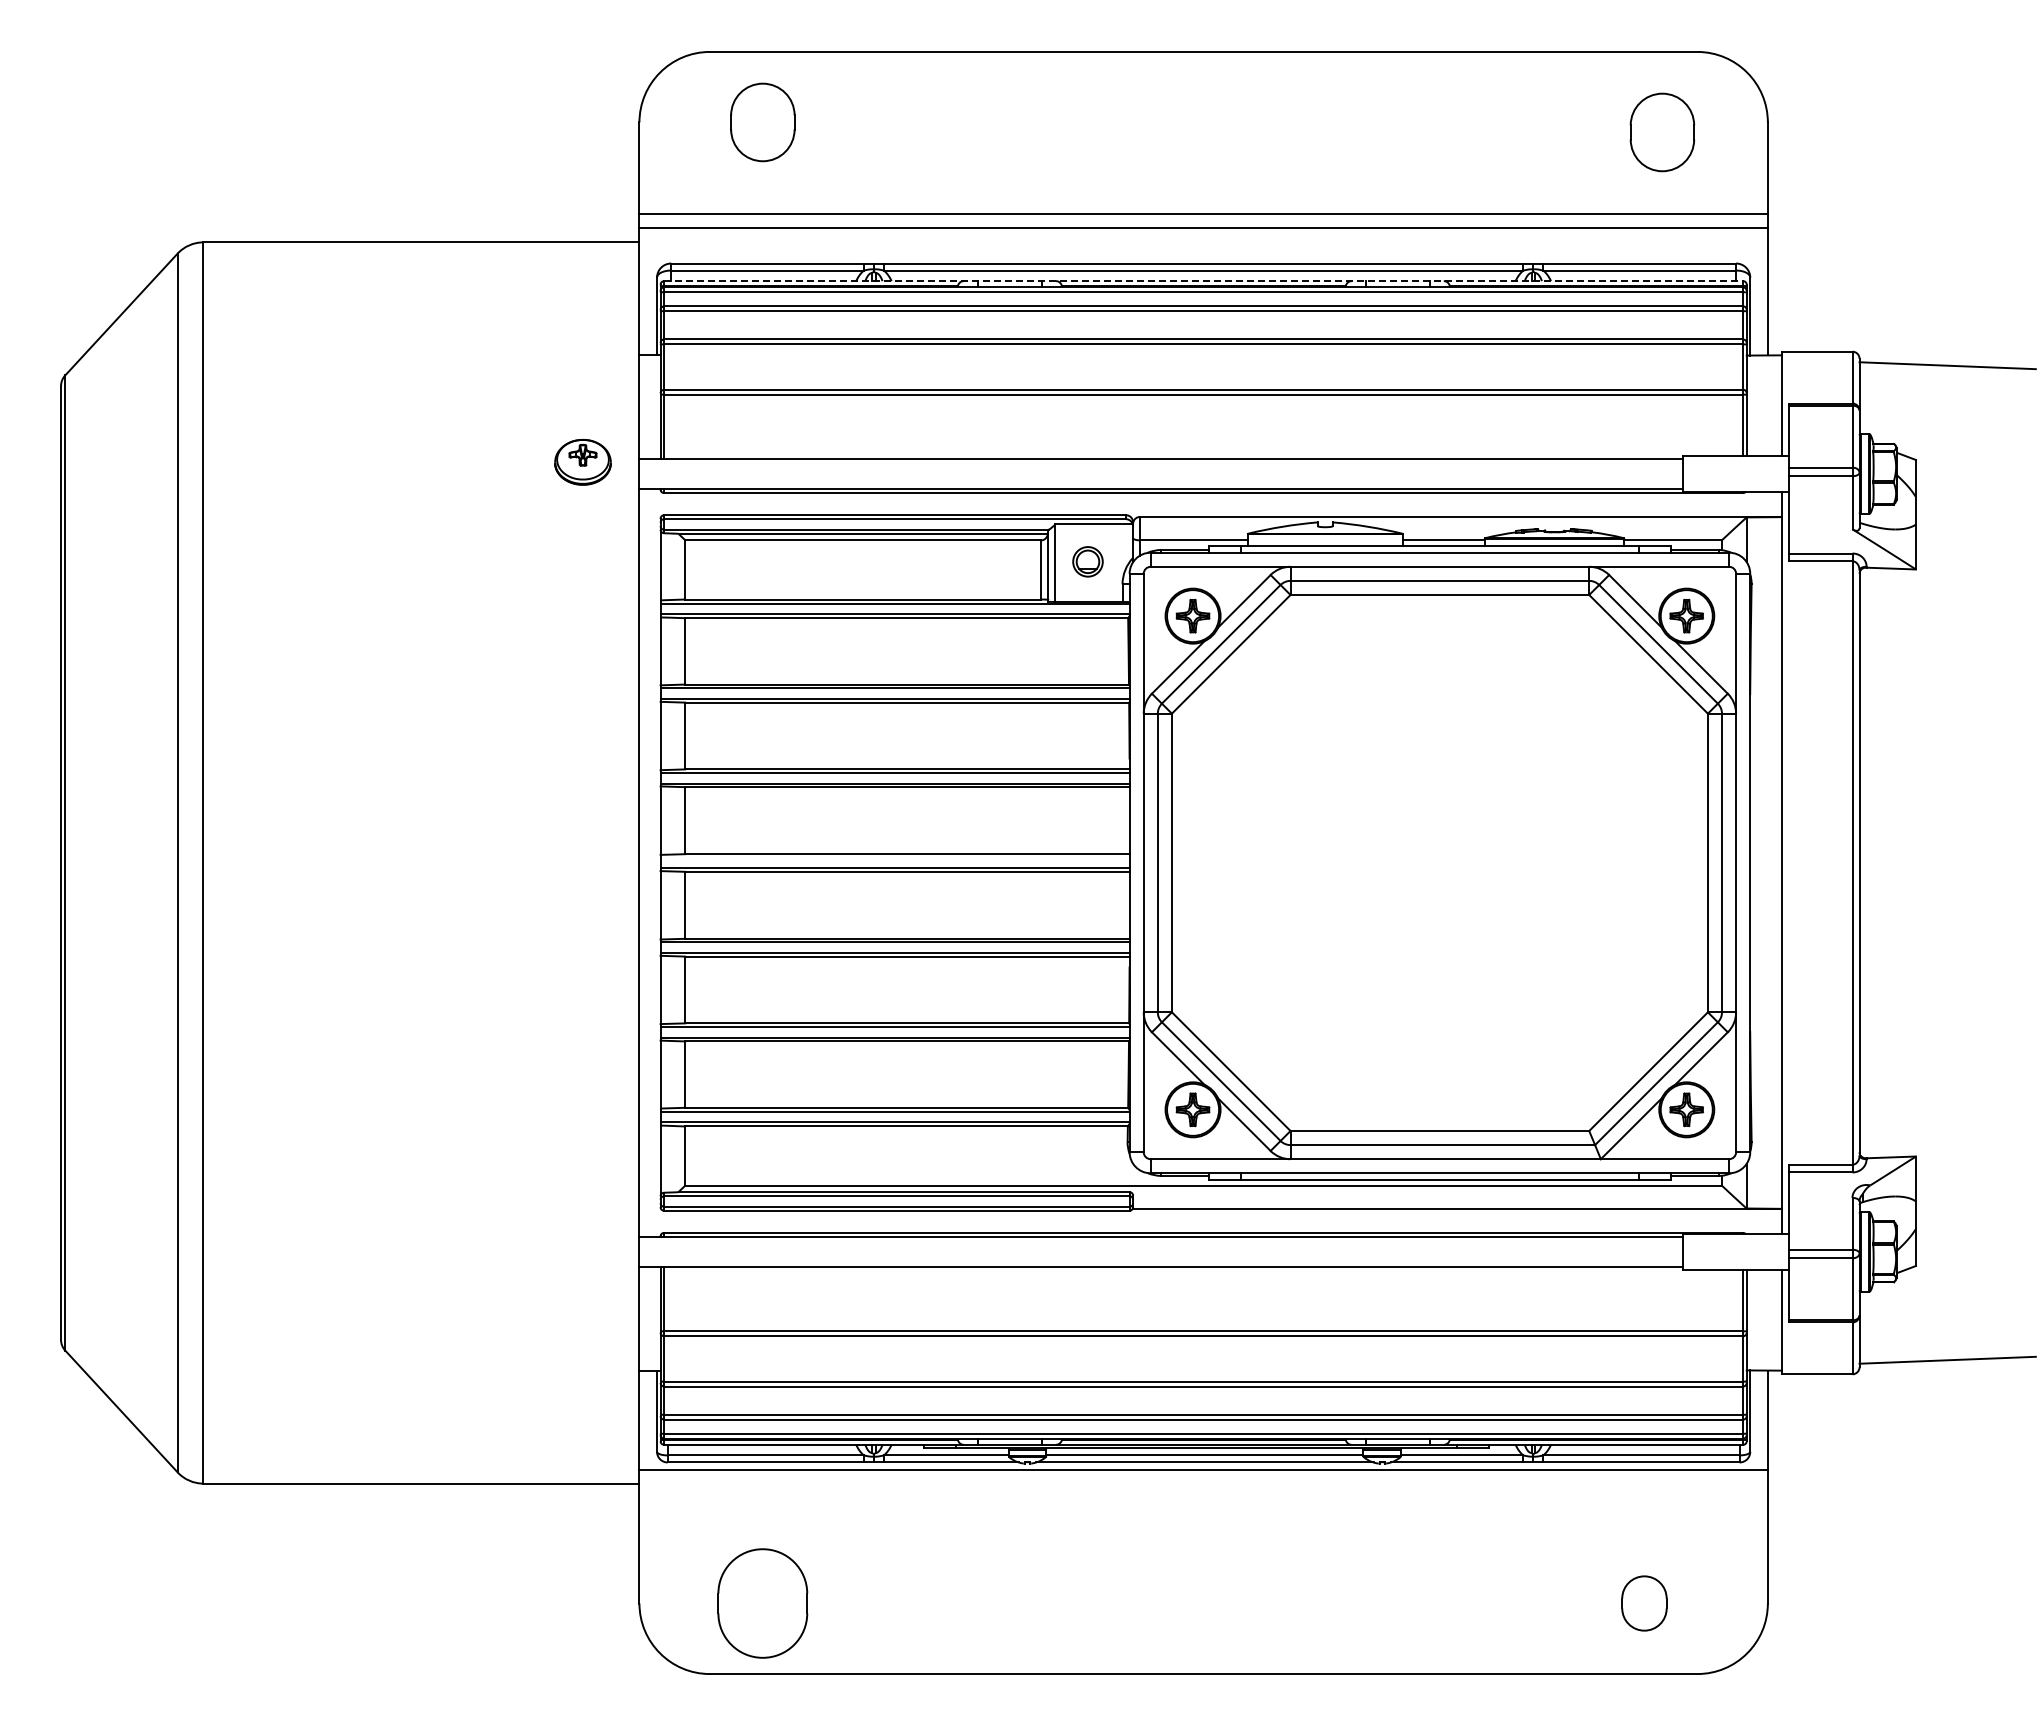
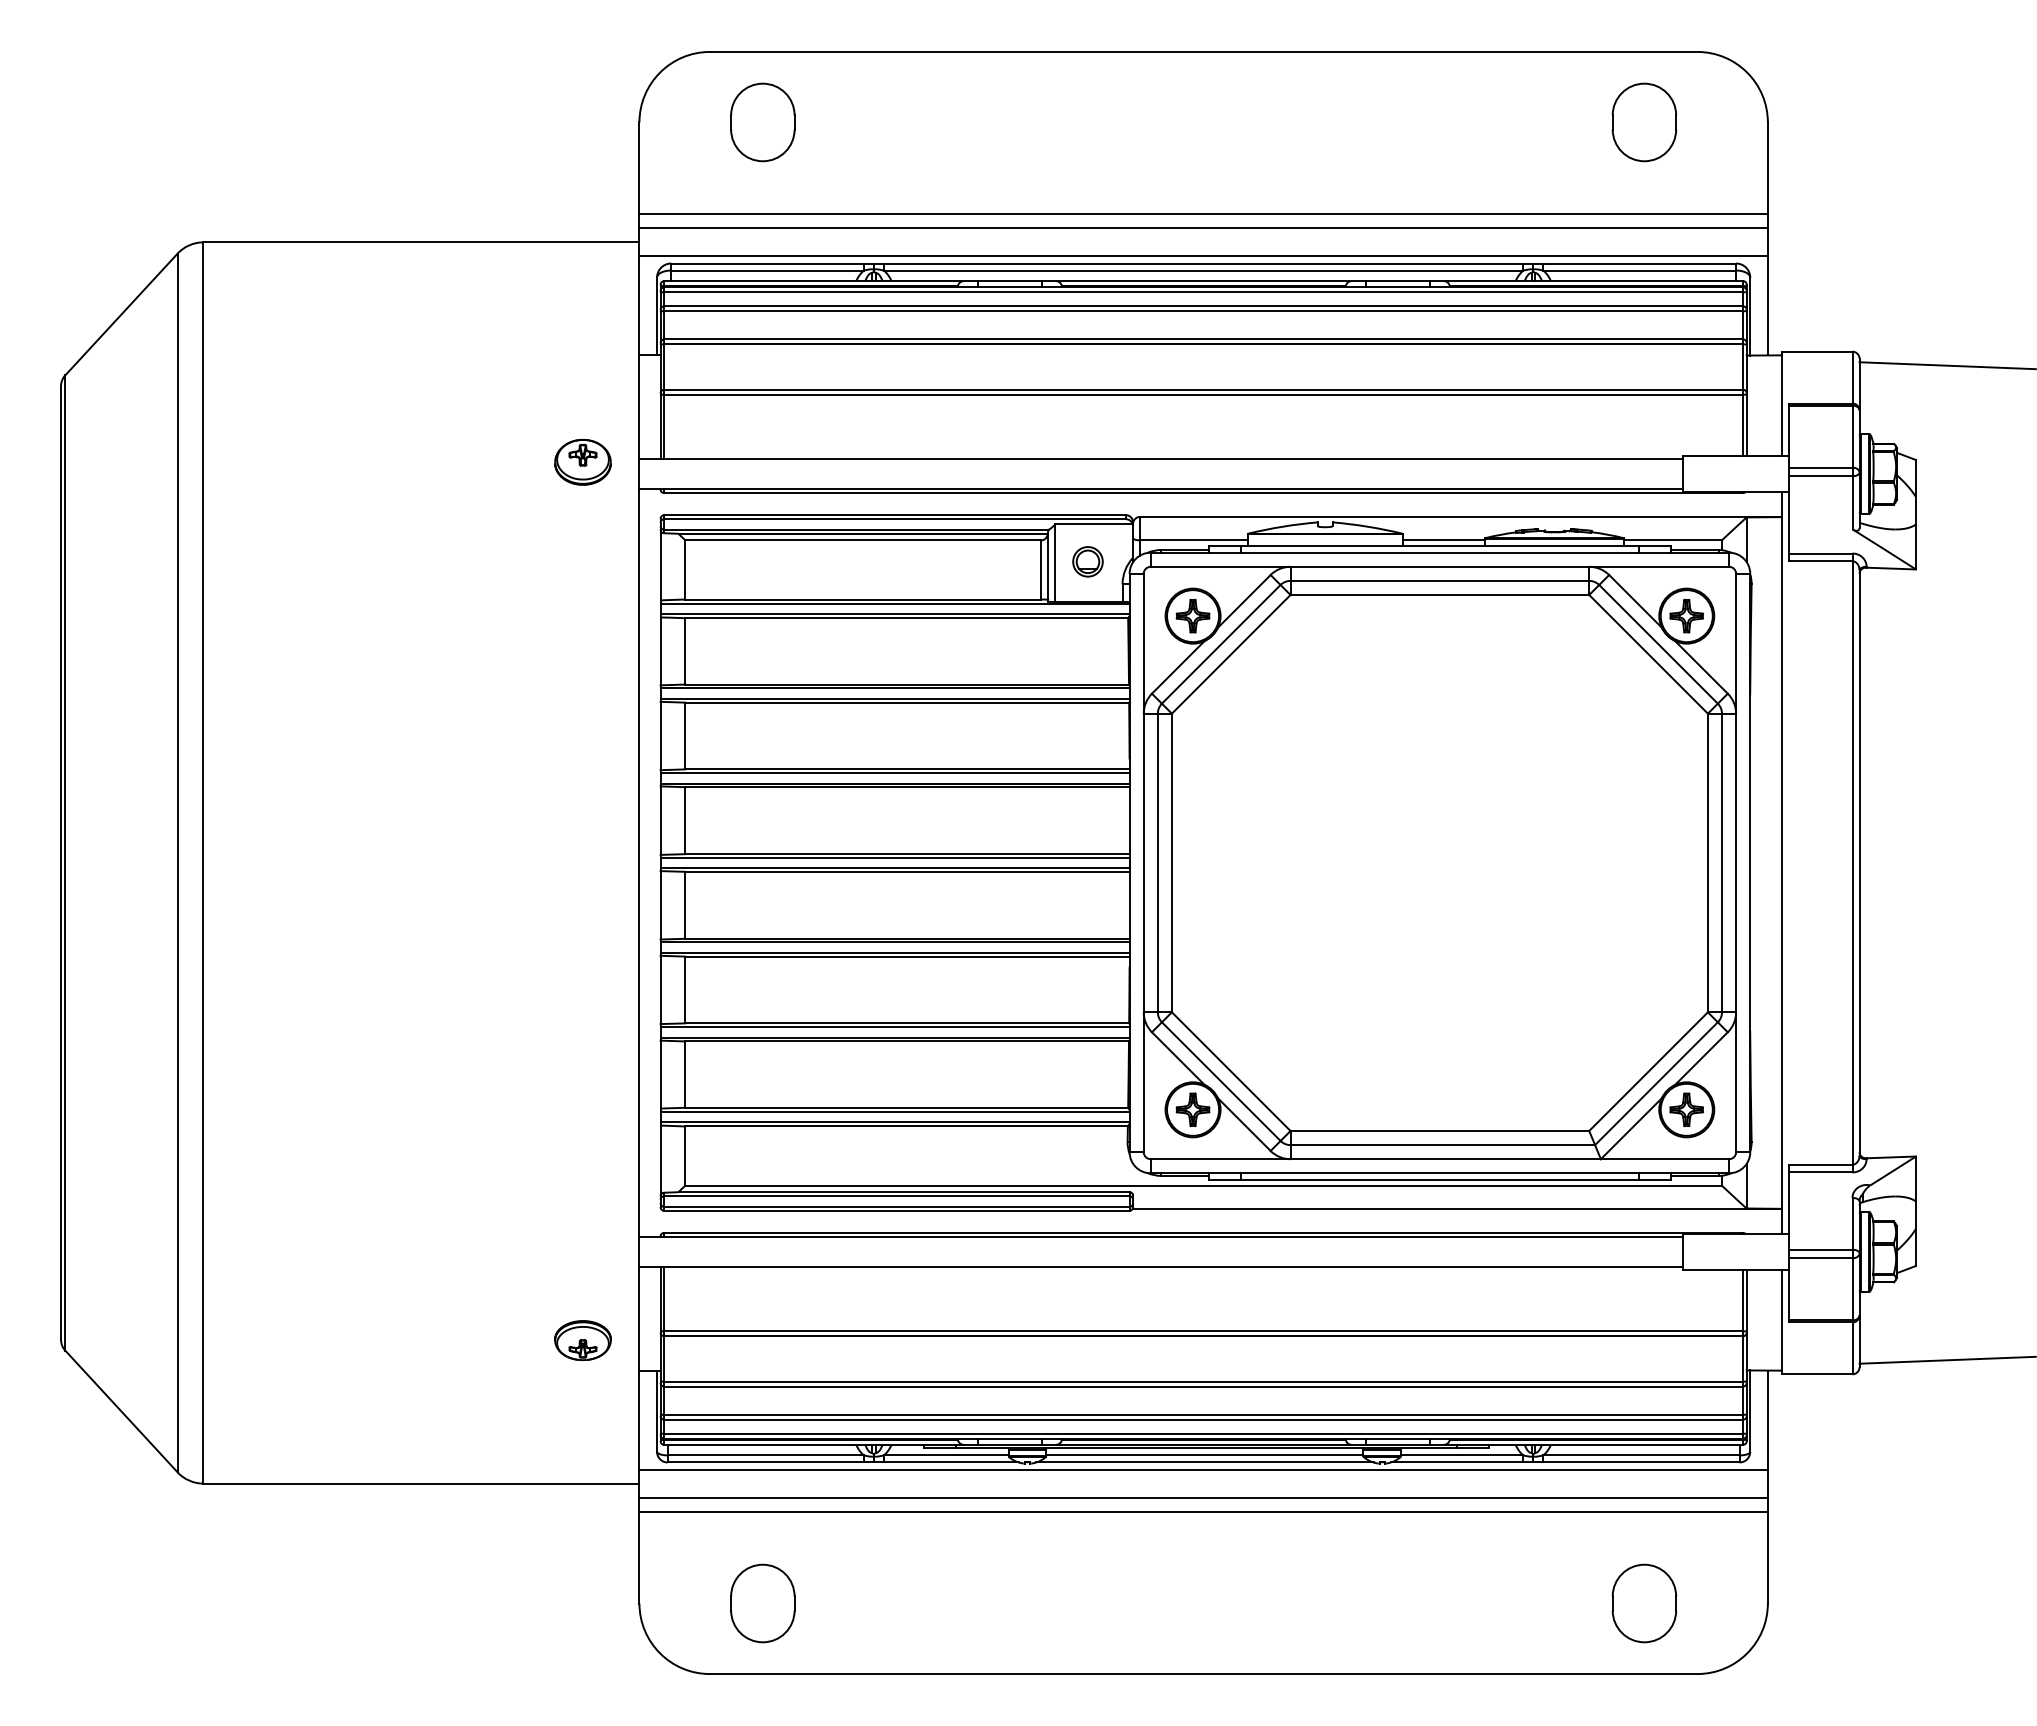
part position: (1662, 132) -> (1644, 122) (1644, 122)
line: none -> present (1203, 256)
line: dashed -> solid (1203, 281)
line: none -> present (894, 857)
part: none -> present (582, 1340)
line: none -> present (1203, 1497)
line: none -> present (1203, 1511)
part size: 92x111 px -> 66x81 px (762, 1603)
part size: 47x57 px -> 67x81 px (1644, 1603)
